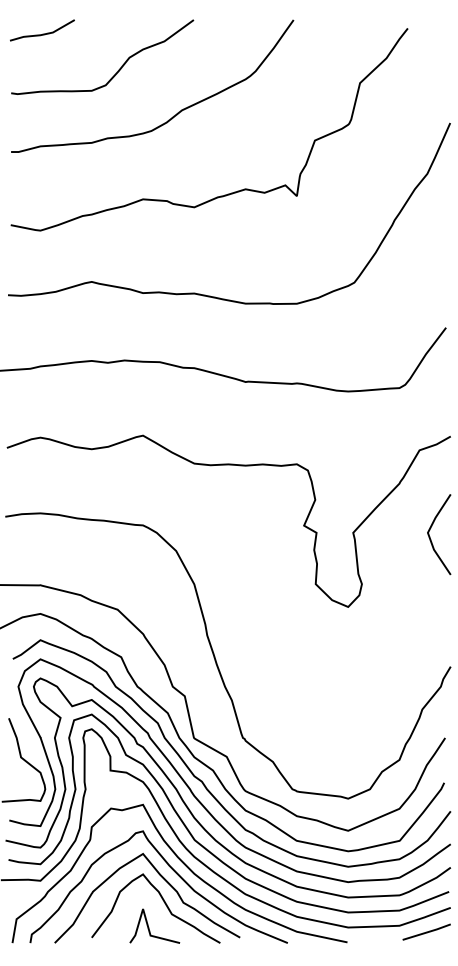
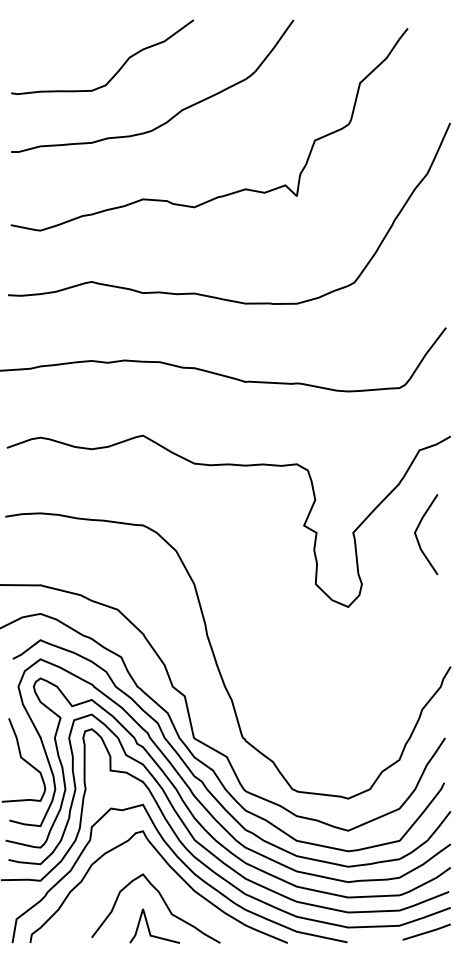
line: present -> none (42, 33)
line position: (430, 536) -> (417, 536) (417, 536)
curve: present -> none (164, 880)
